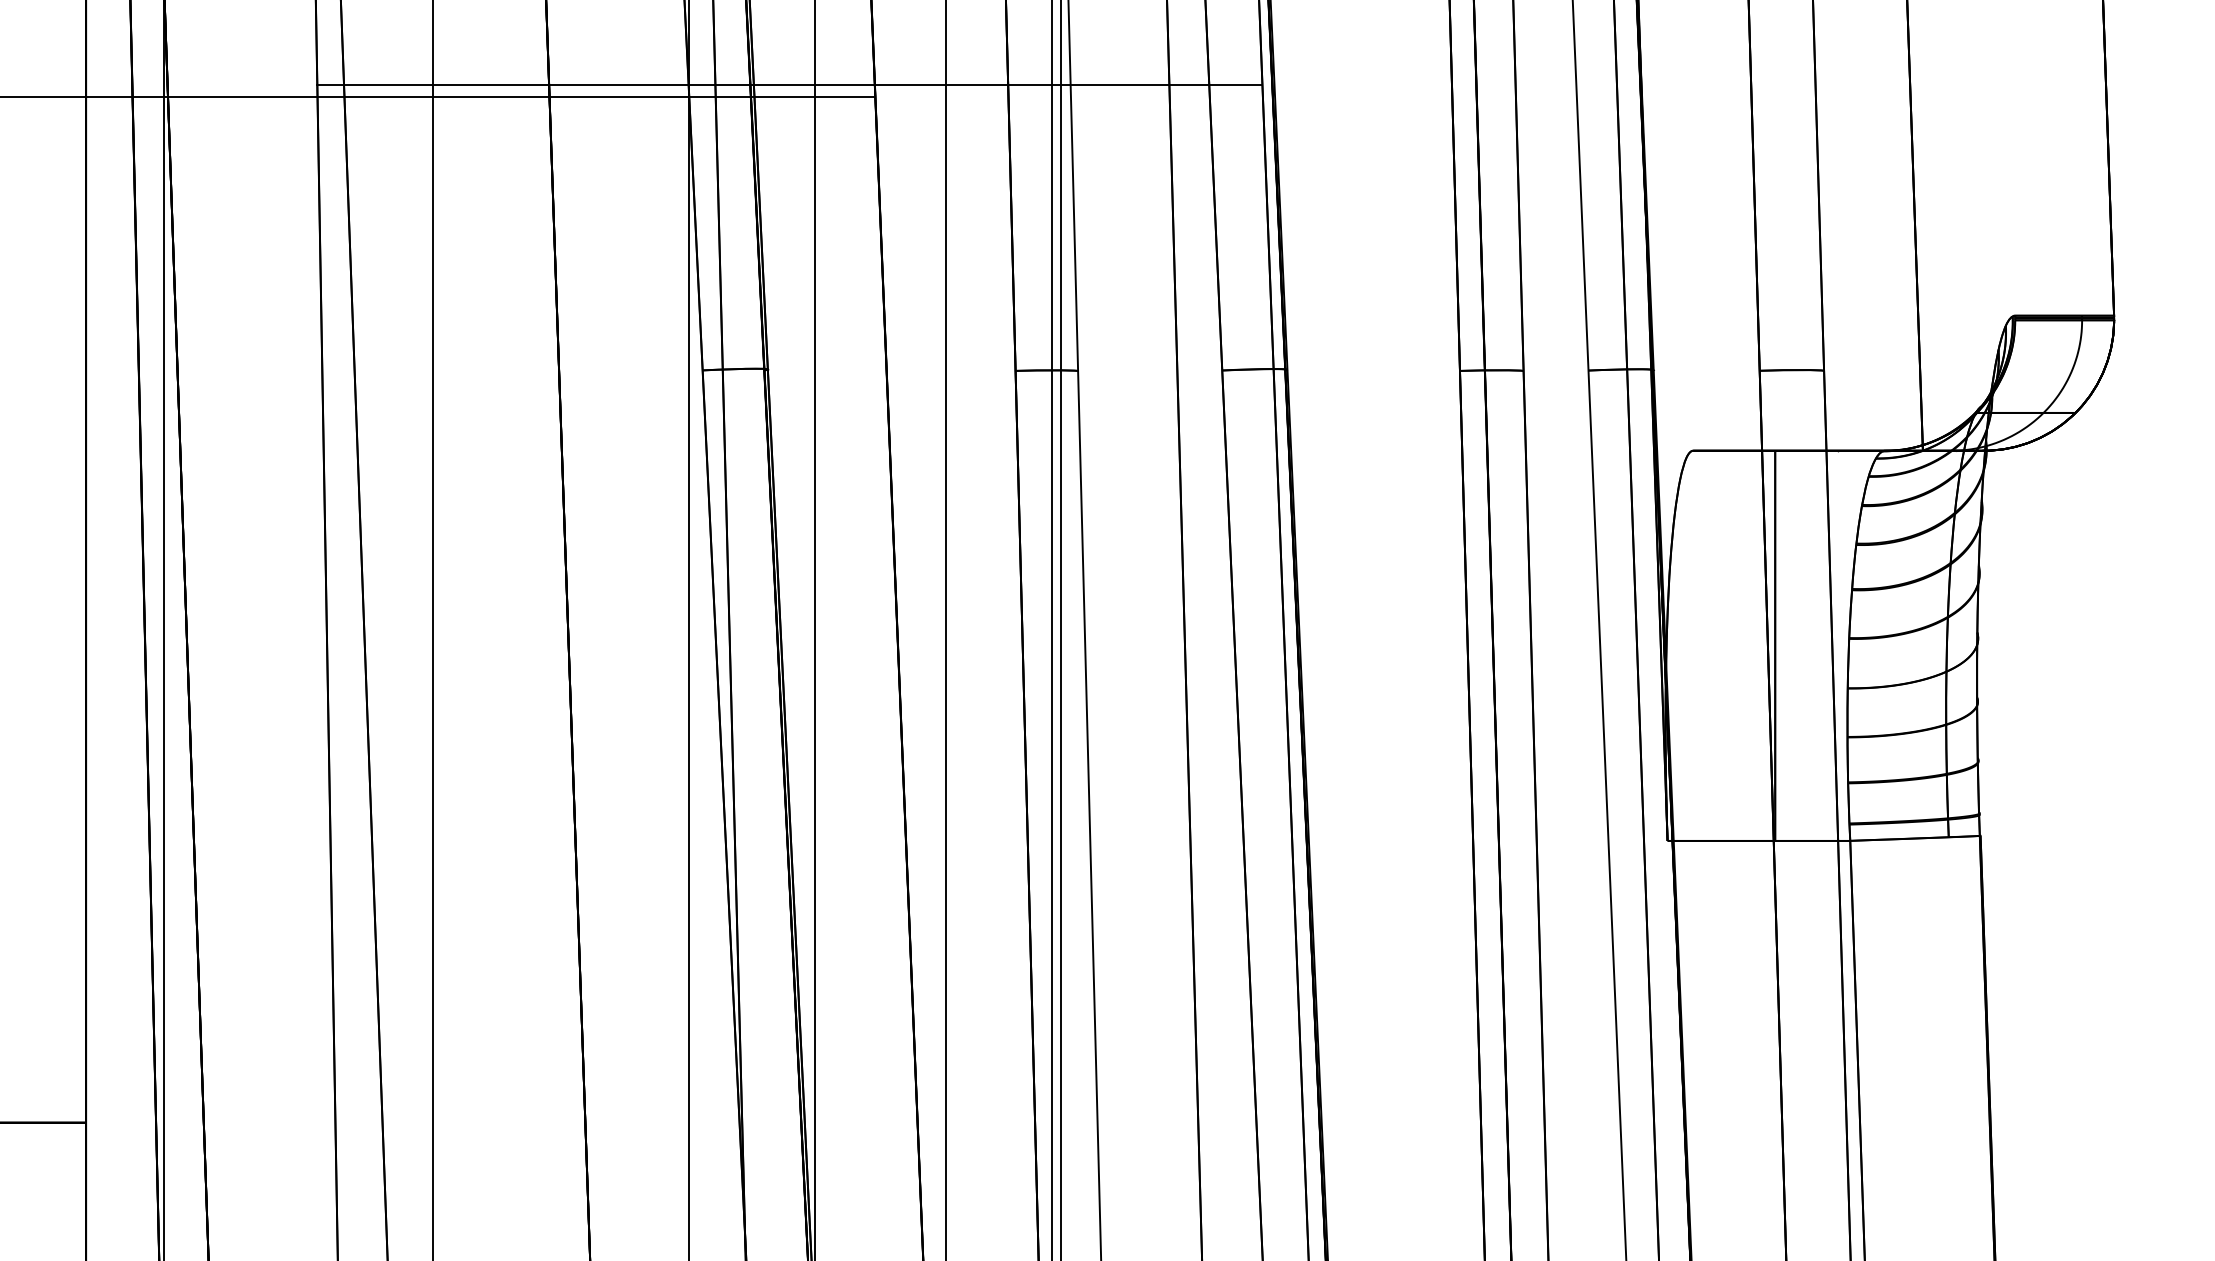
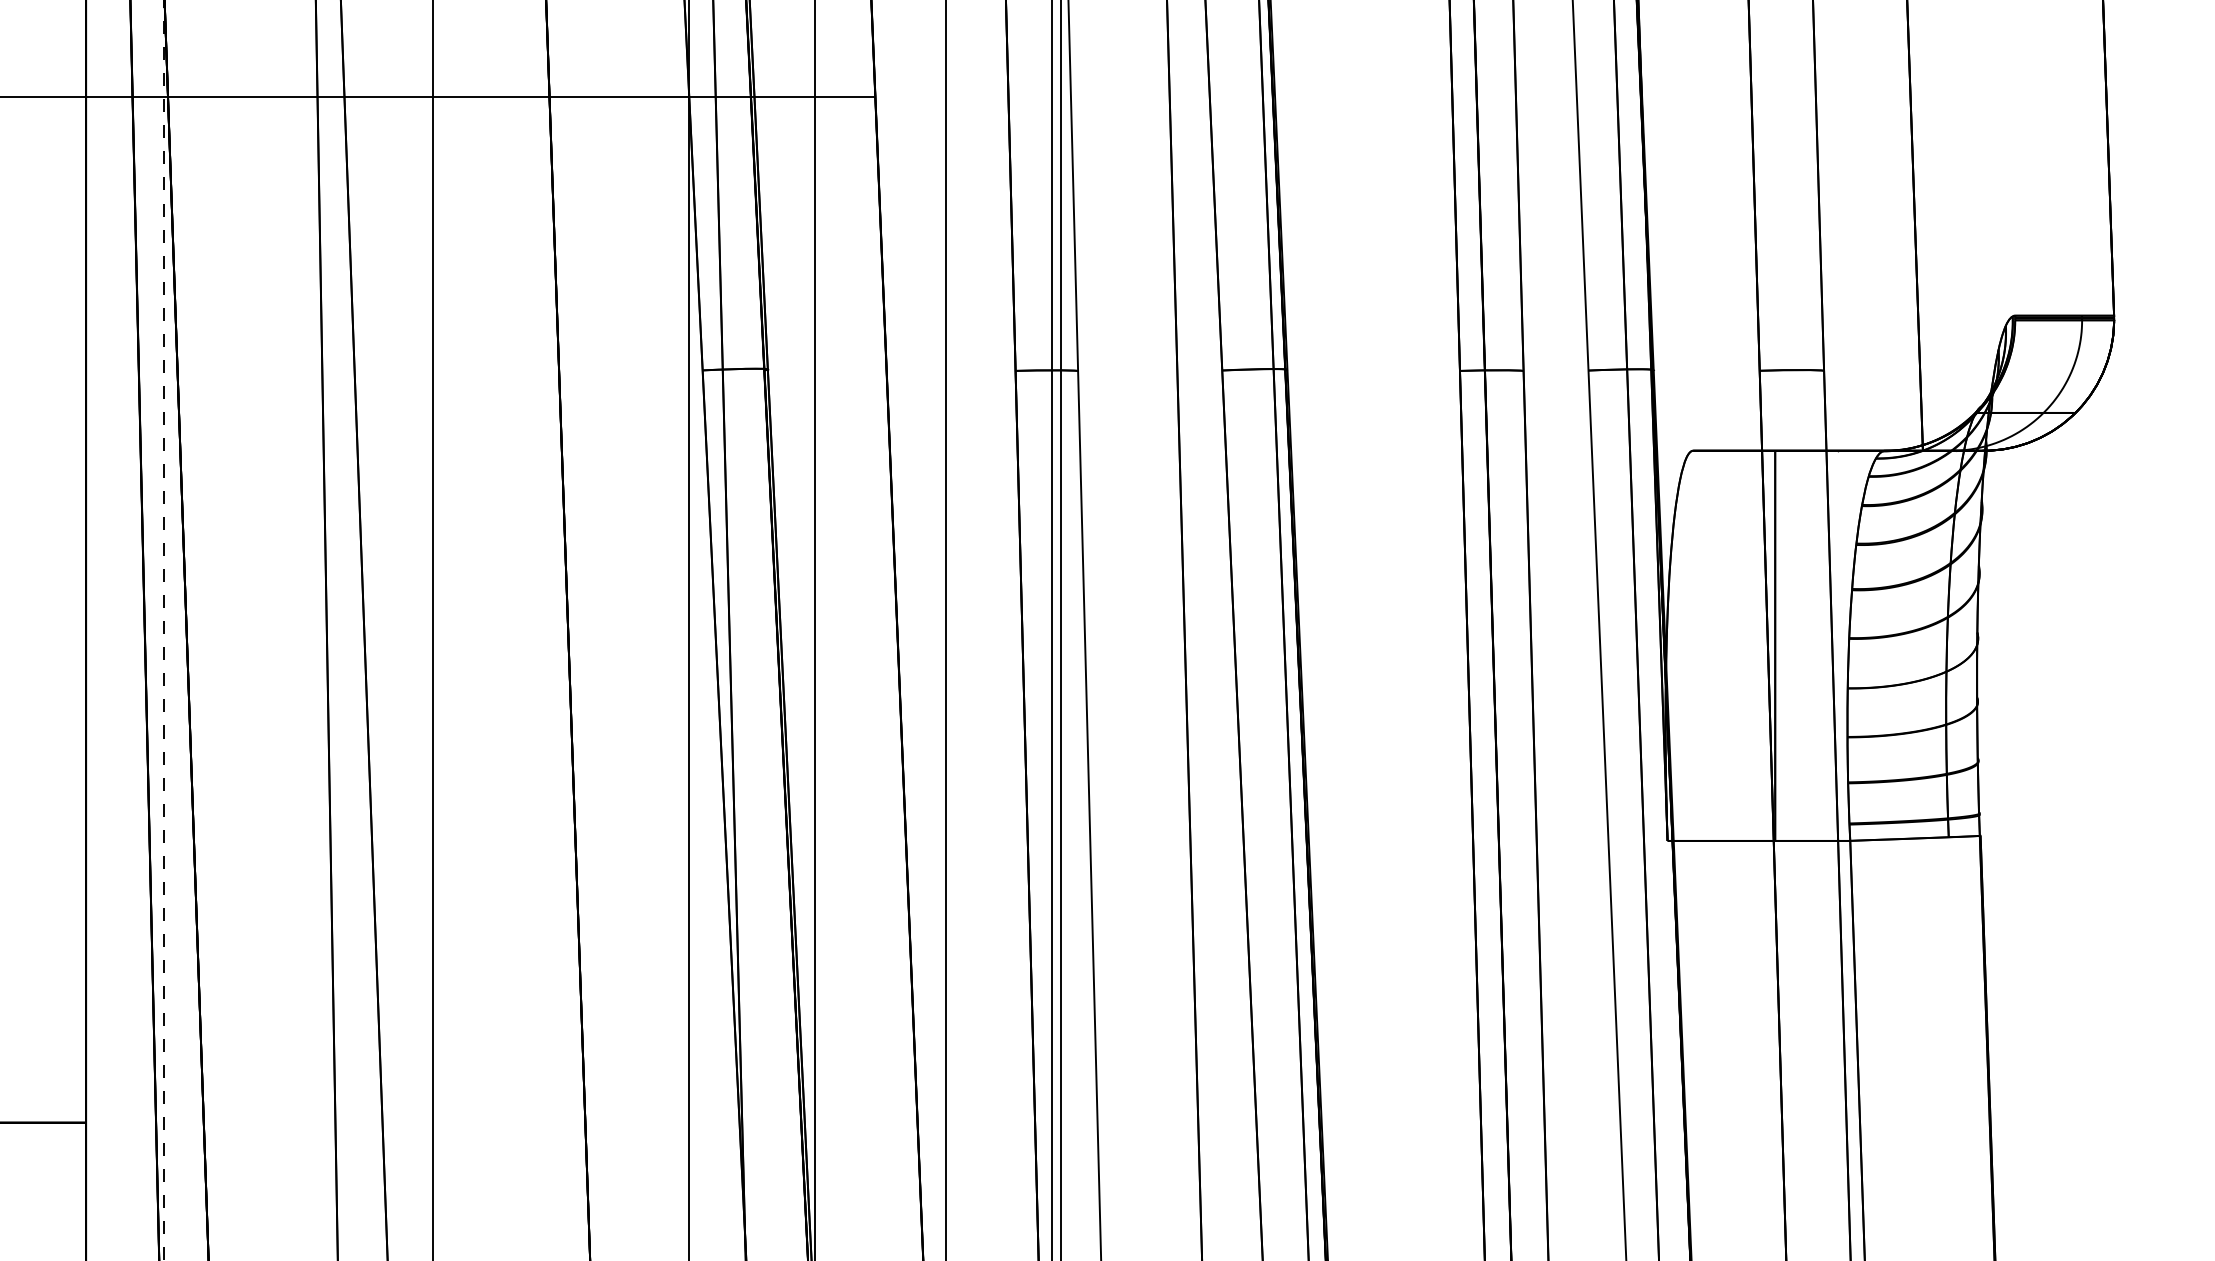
line: present -> none (789, 85)
line: solid -> dashed (164, 630)
